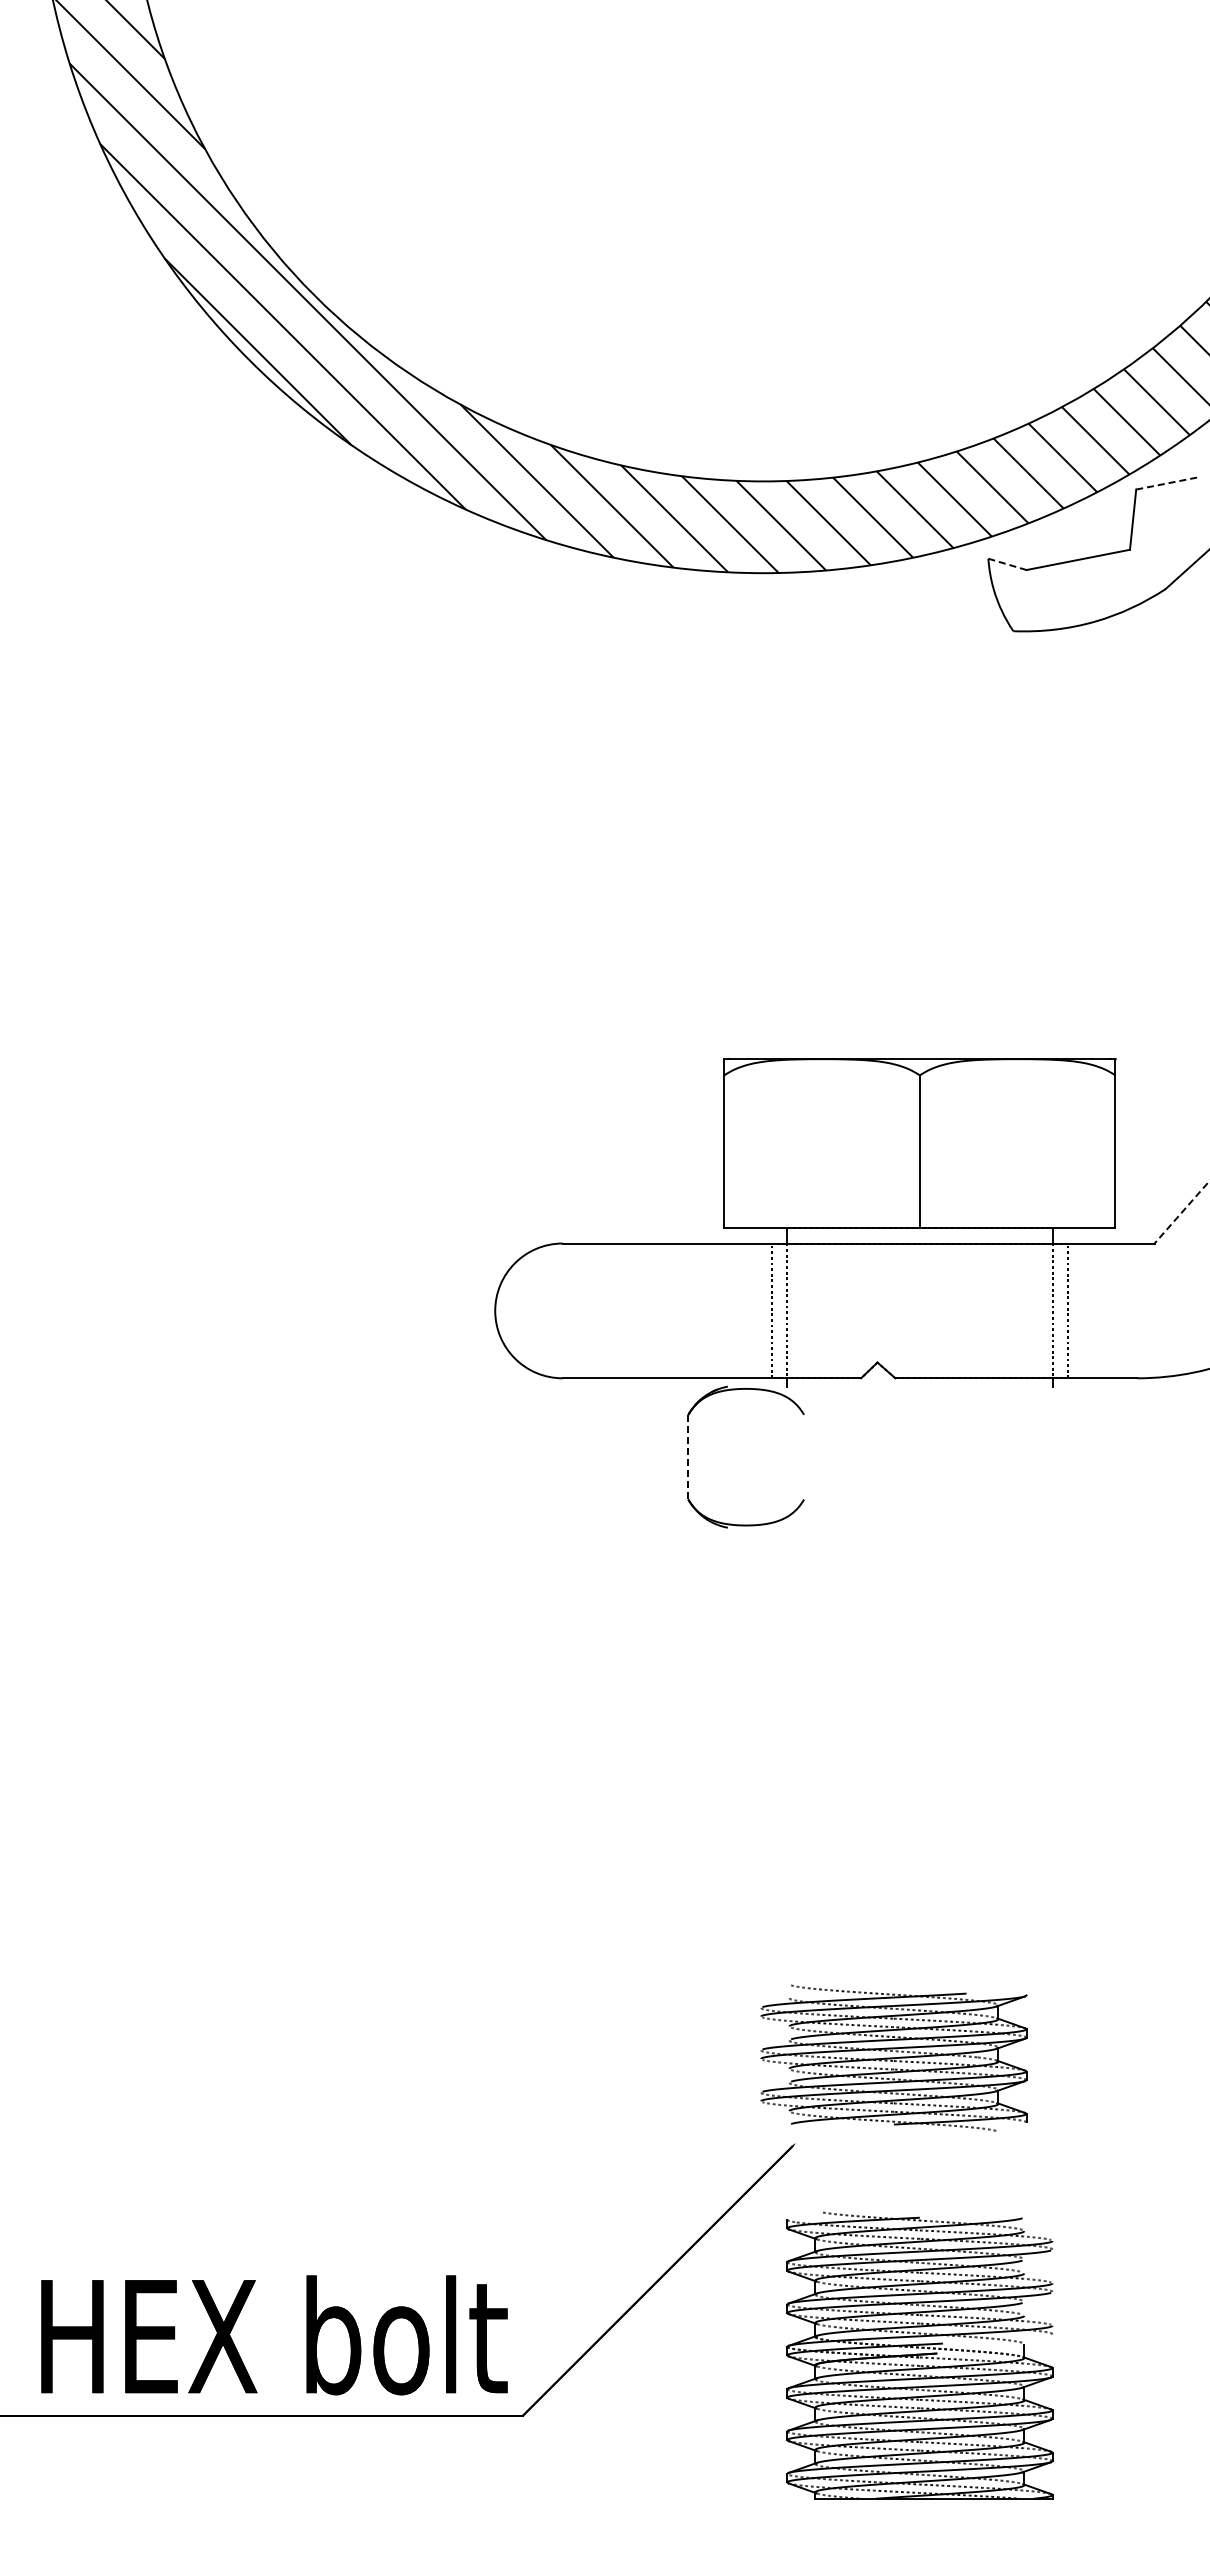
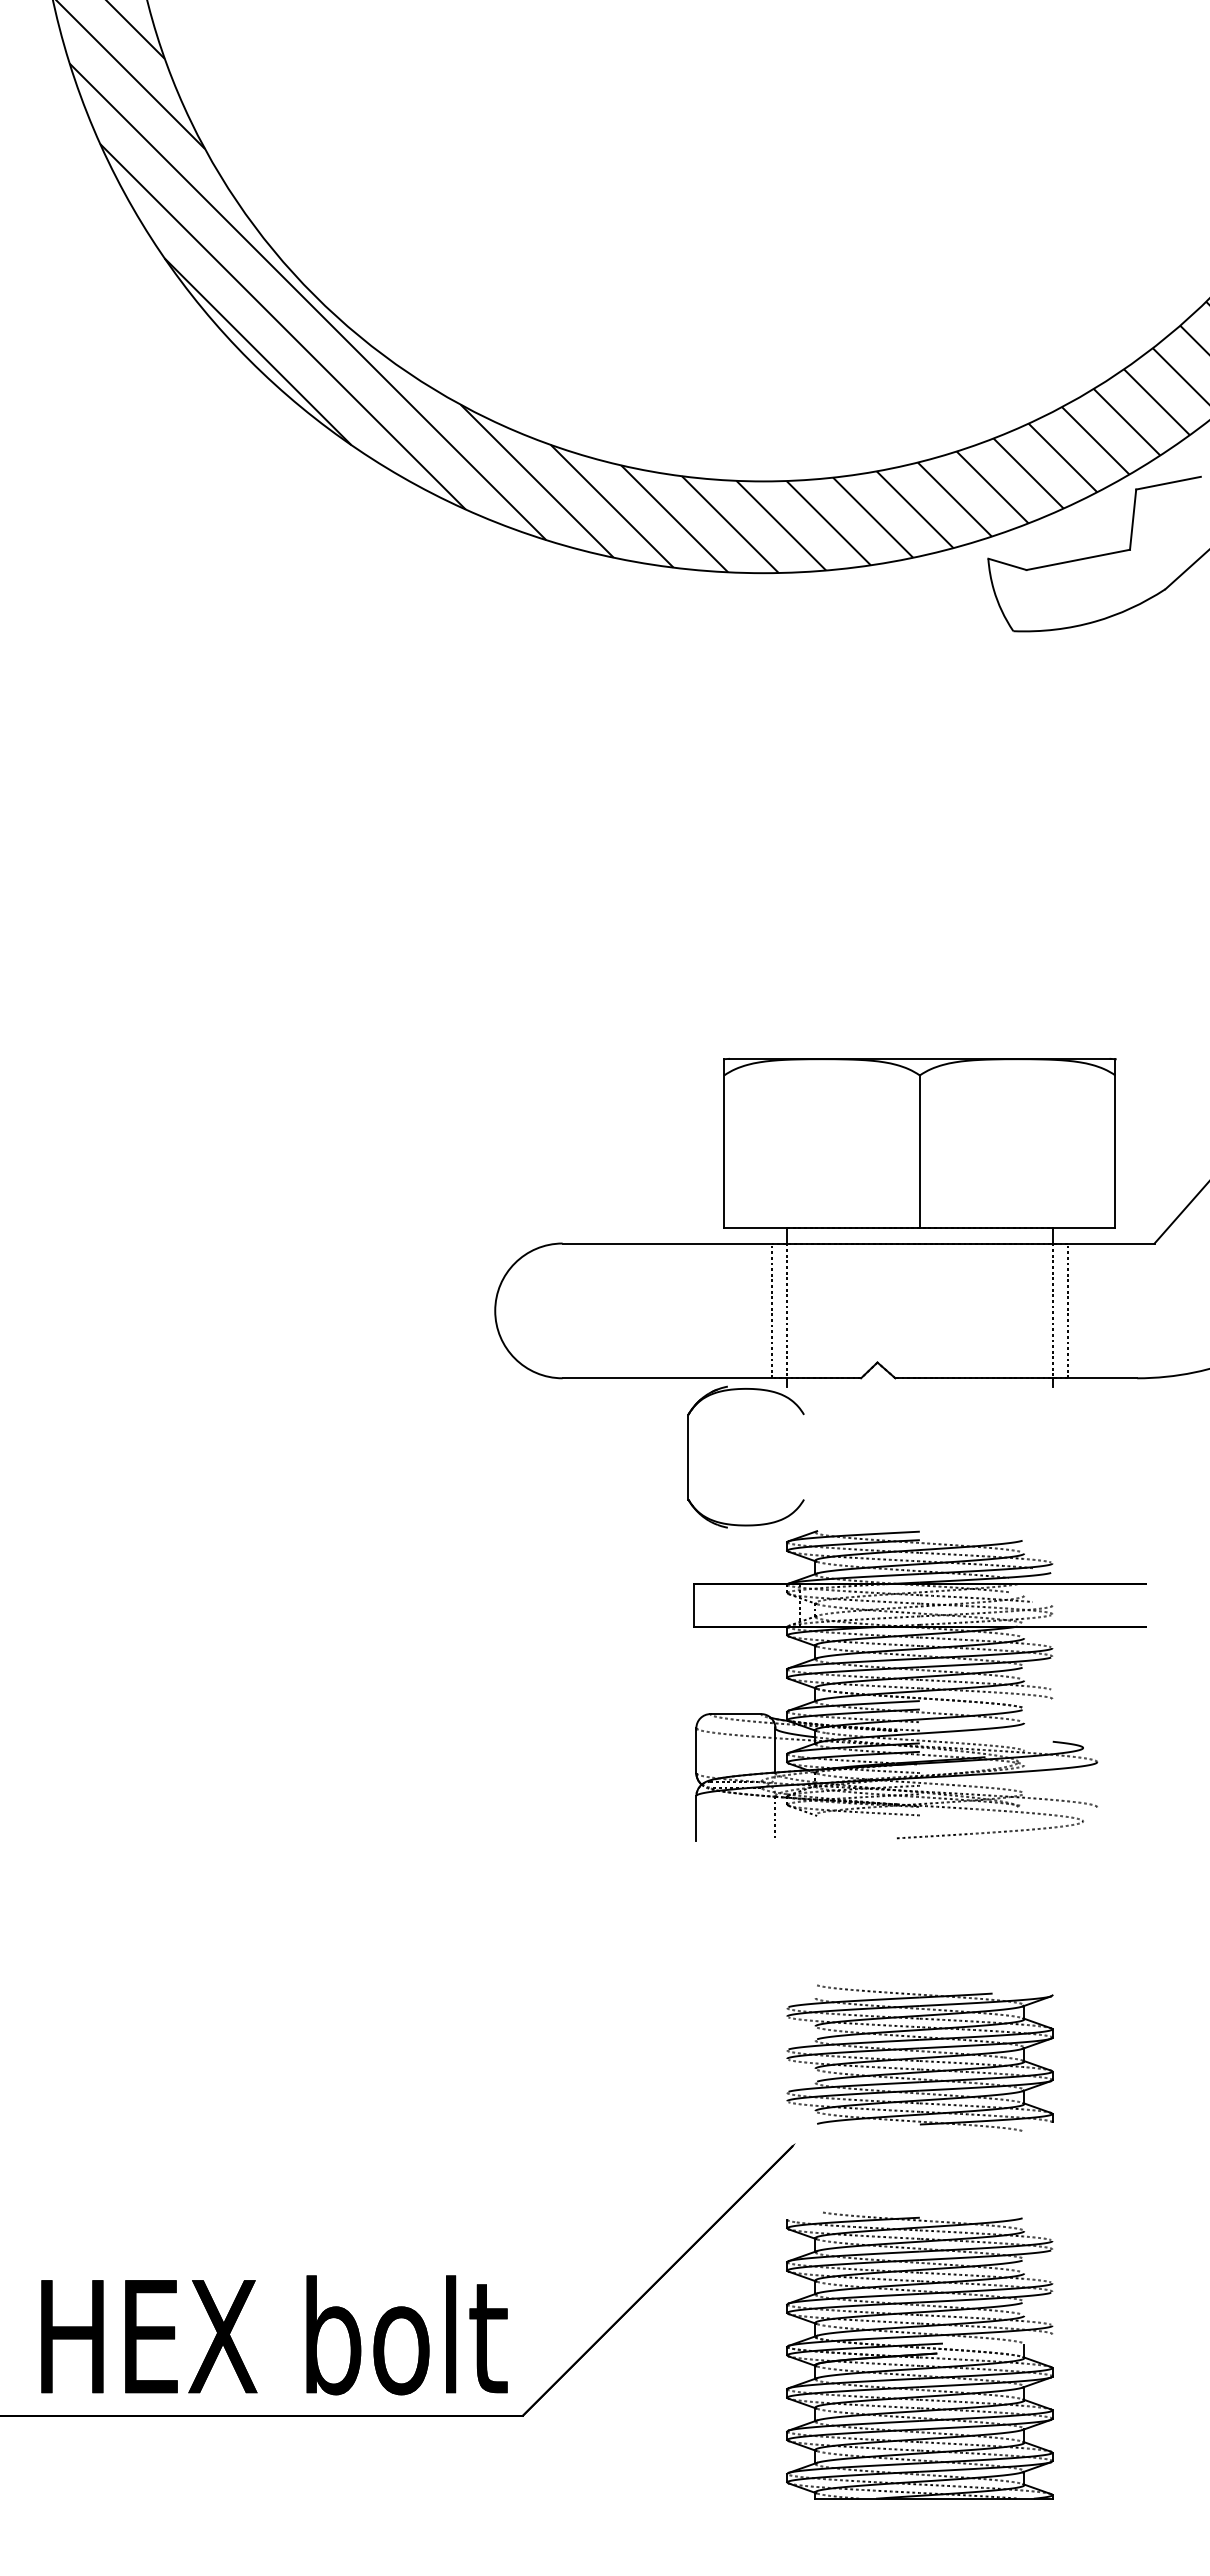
line: dashed -> solid (1168, 483)
line: dashed -> solid (1007, 564)
line: dashed -> solid (1182, 1212)
line: dashed -> solid (688, 1457)
part: none -> present (919, 1685)
part position: (893, 2057) -> (919, 2057) (919, 2057)
